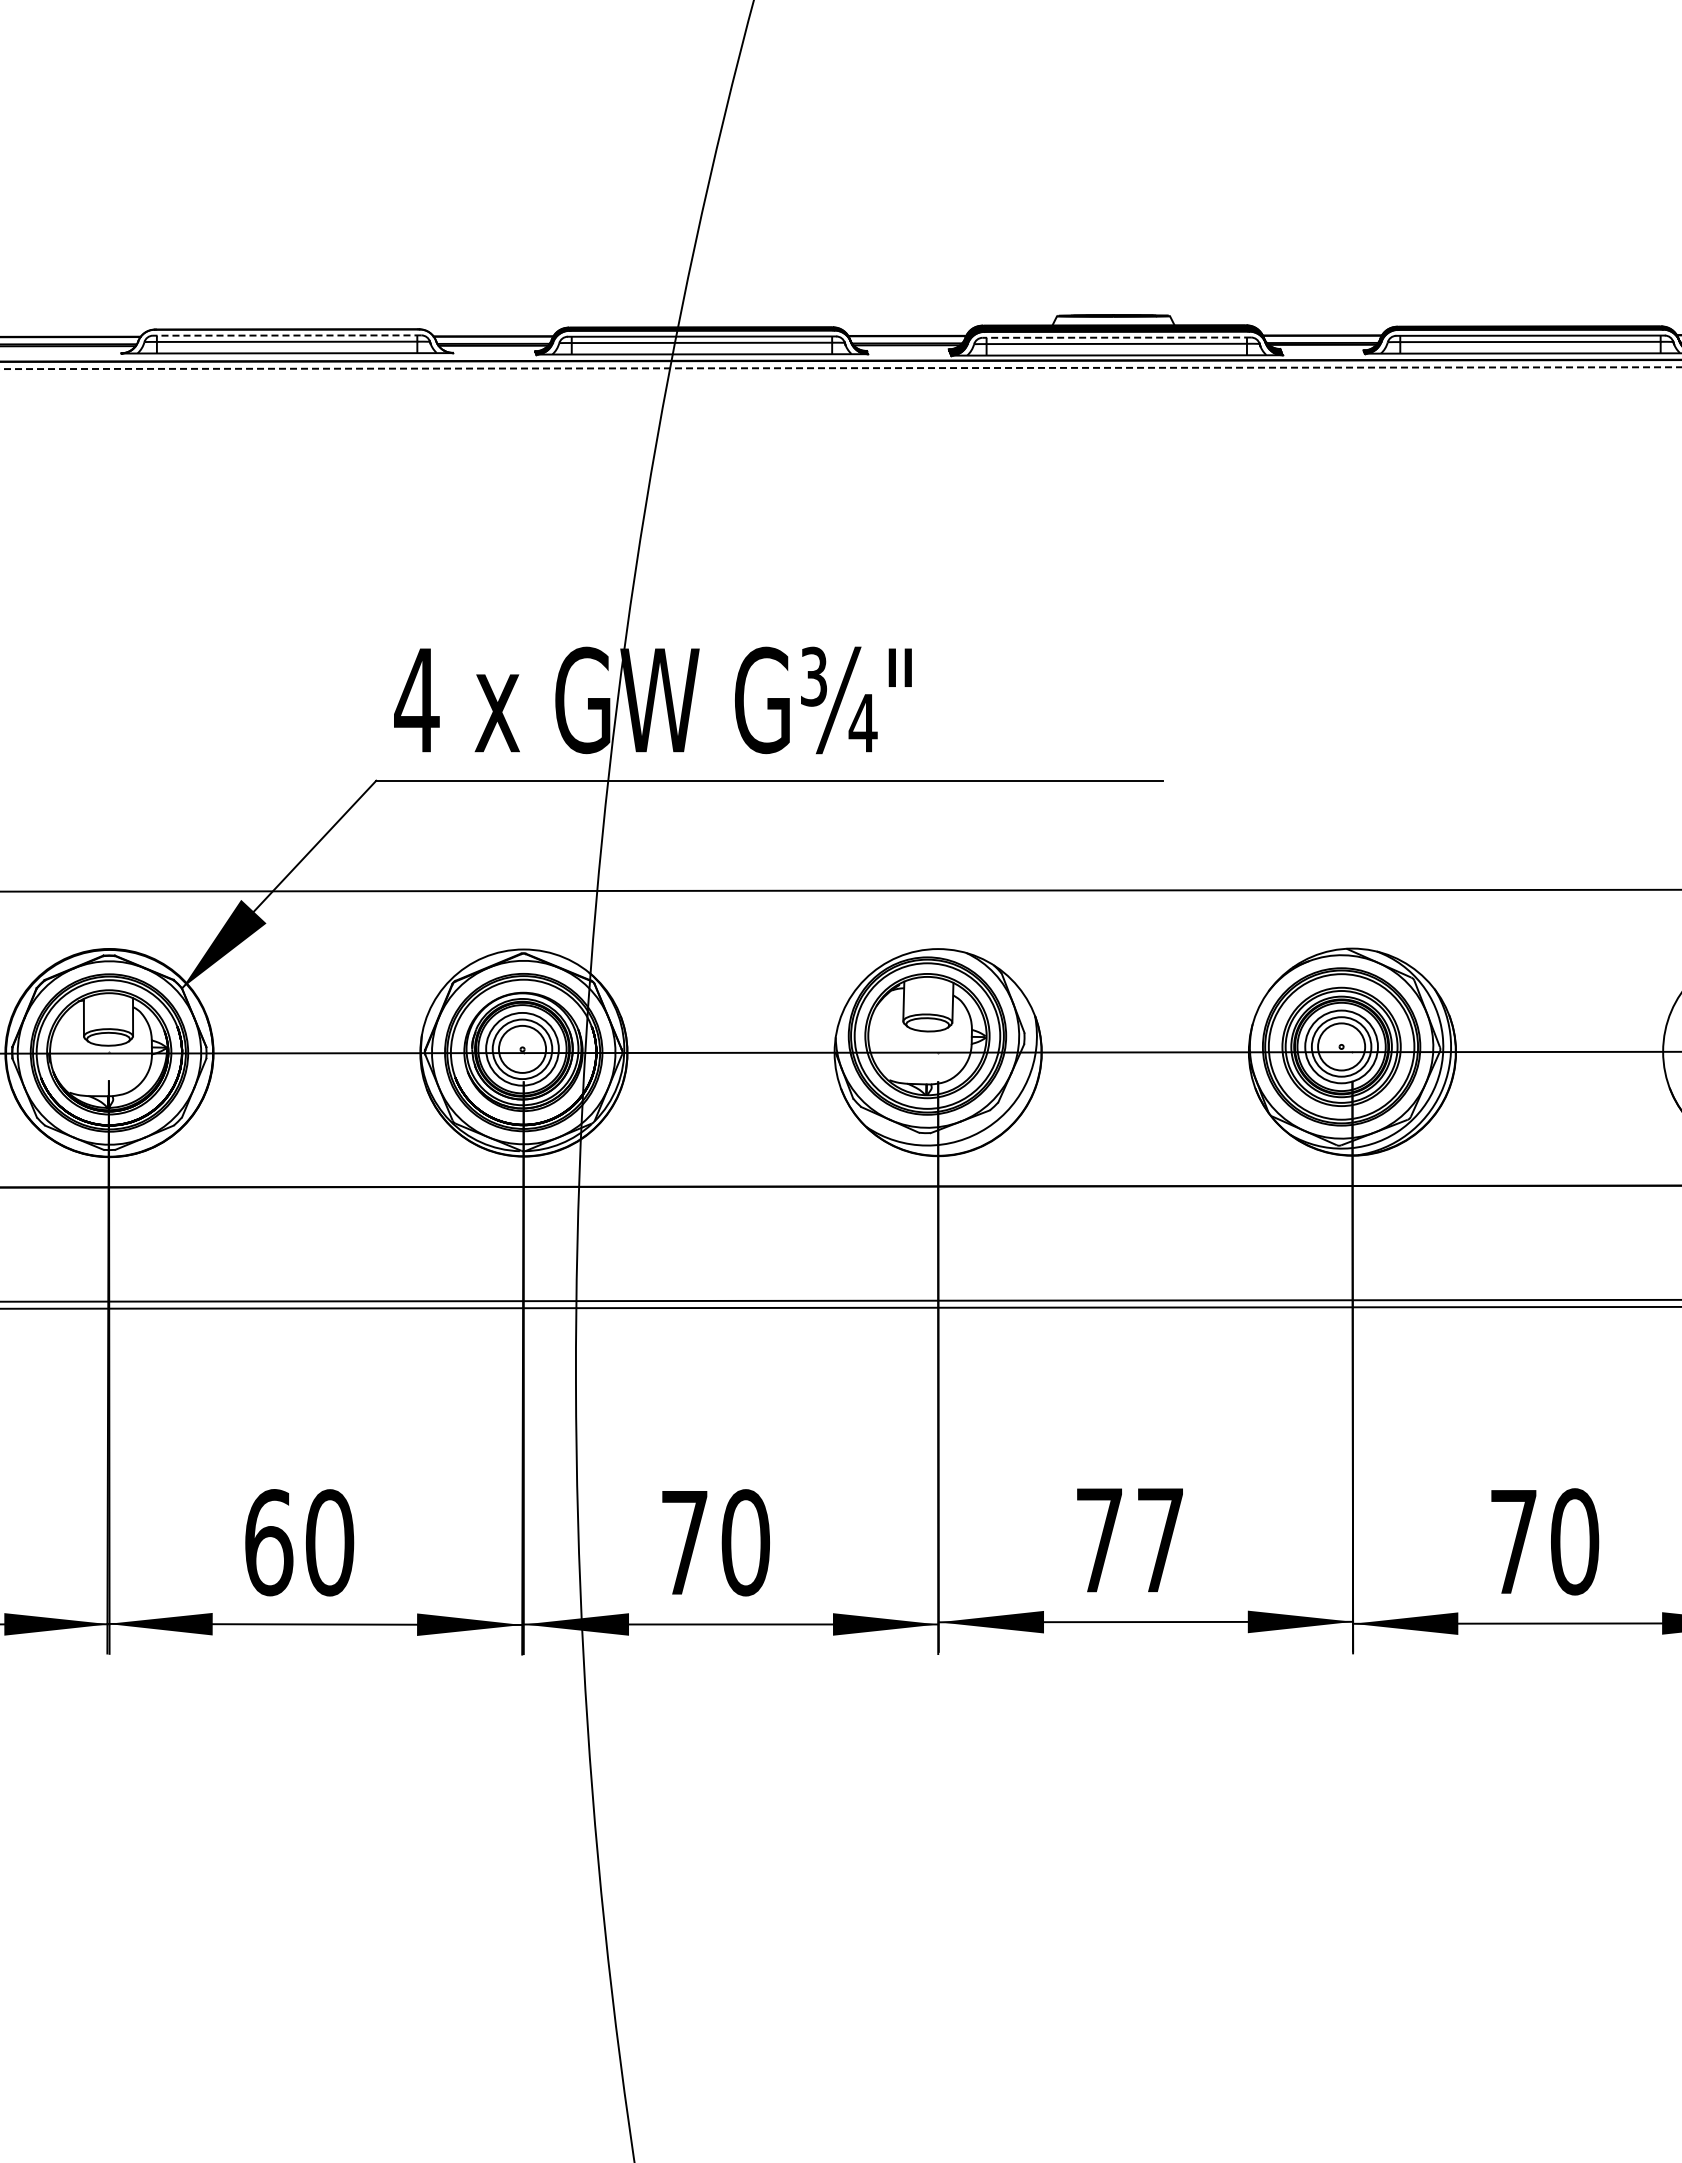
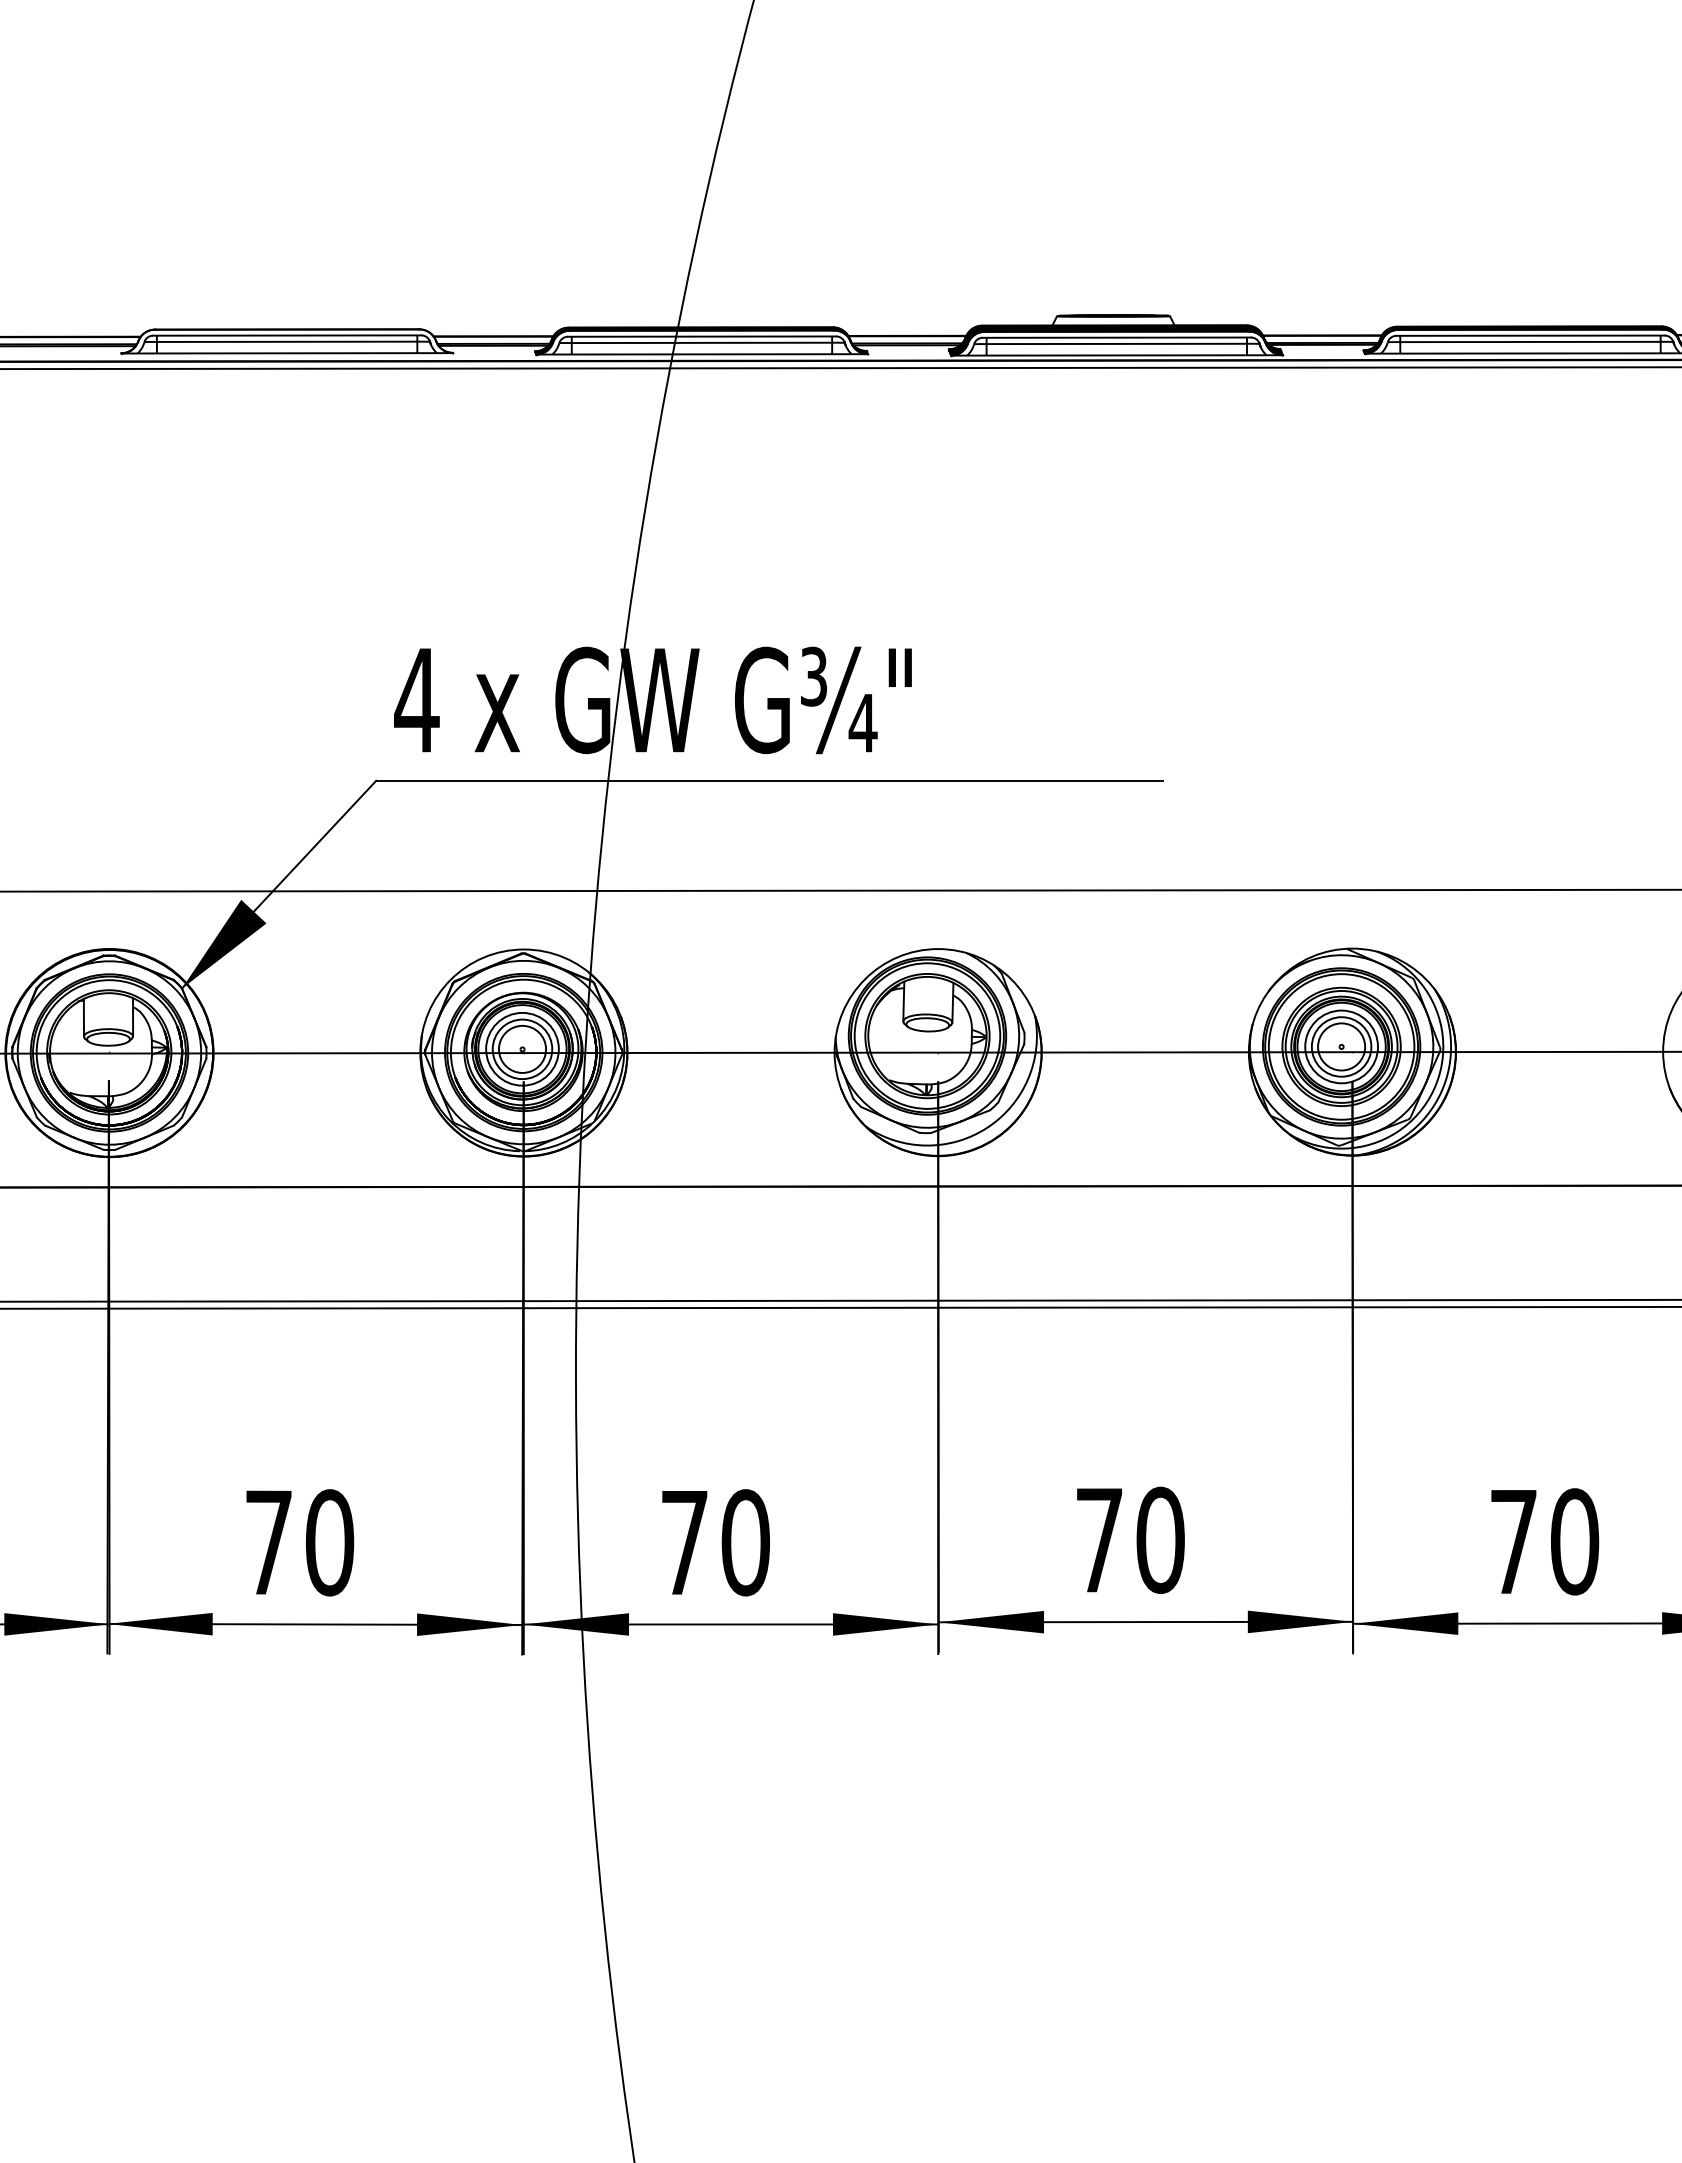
line: dashed -> solid (286, 335)
line: dashed -> solid (1116, 337)
line: dashed -> solid (841, 368)
text: 77 -> 70 (1160, 1539)
text: 60 -> 70 (269, 1542)
